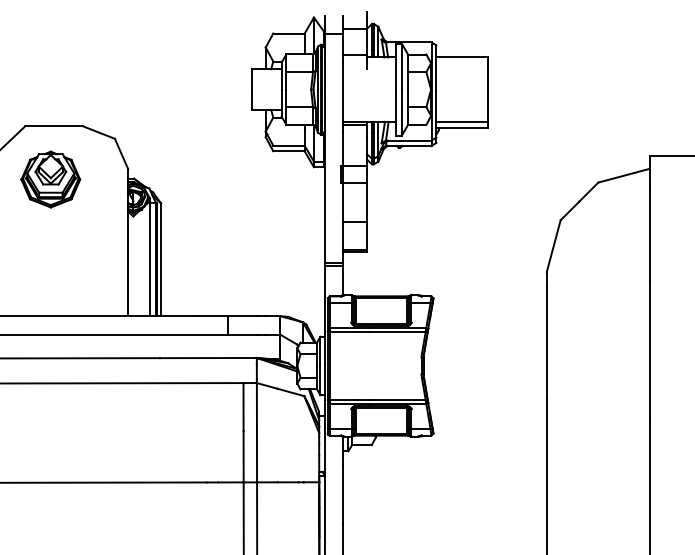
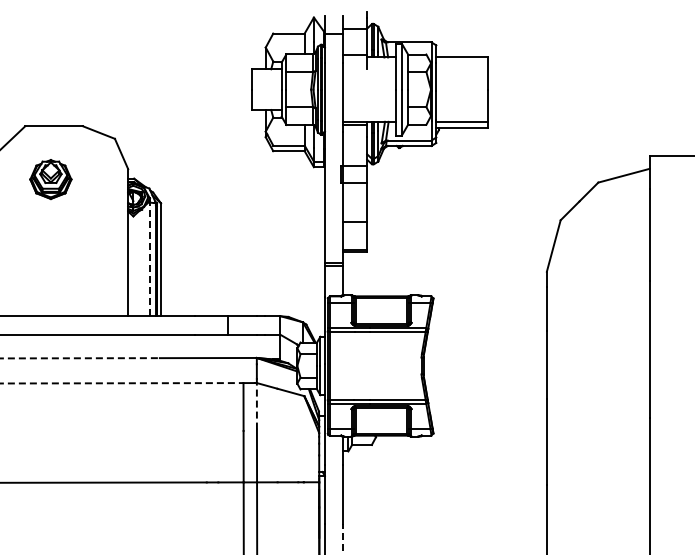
part size: 62x59 px -> 44x42 px (50, 179)
line: solid -> dashed (149, 259)
line: solid -> dashed (80, 358)
line: solid -> dashed (122, 383)
line: solid -> dashed (256, 405)
line: solid -> dashed (343, 538)
